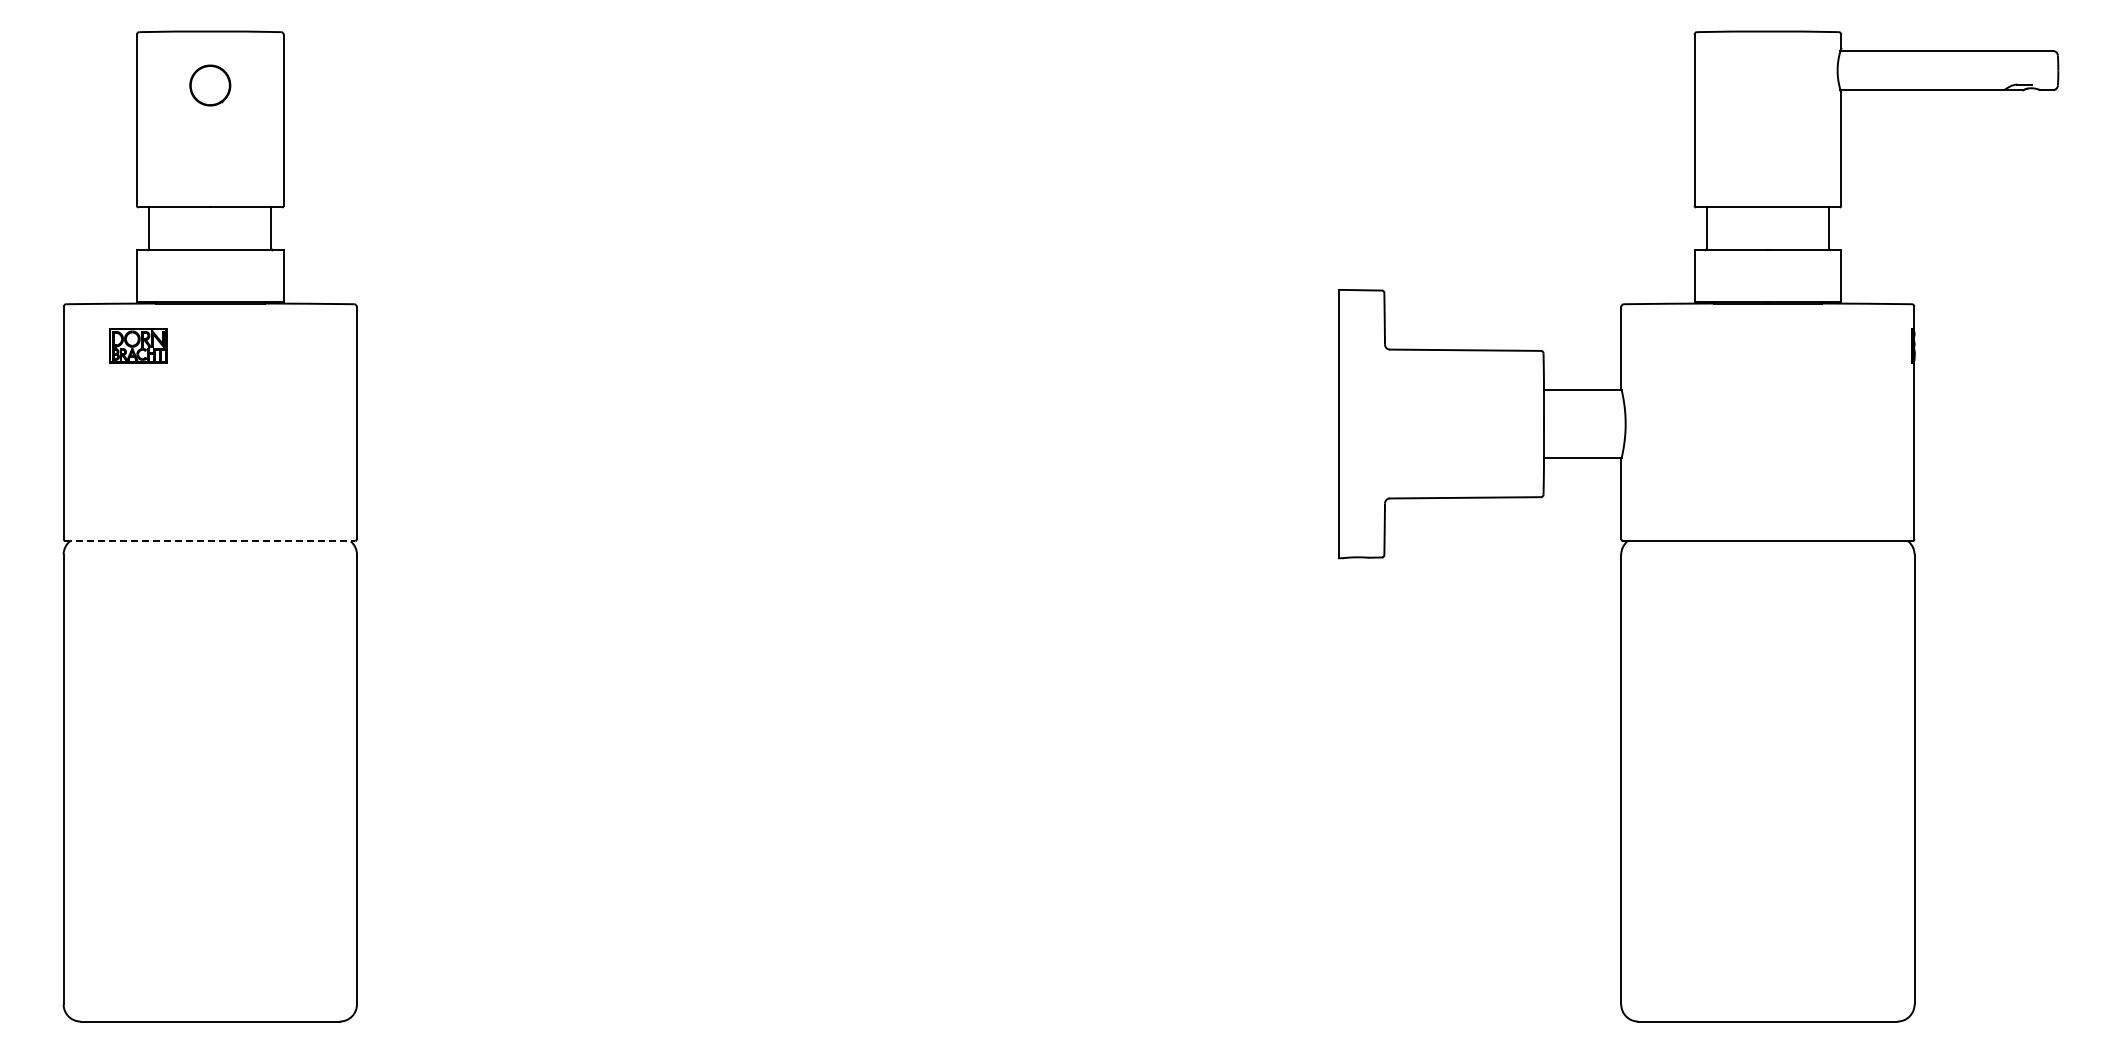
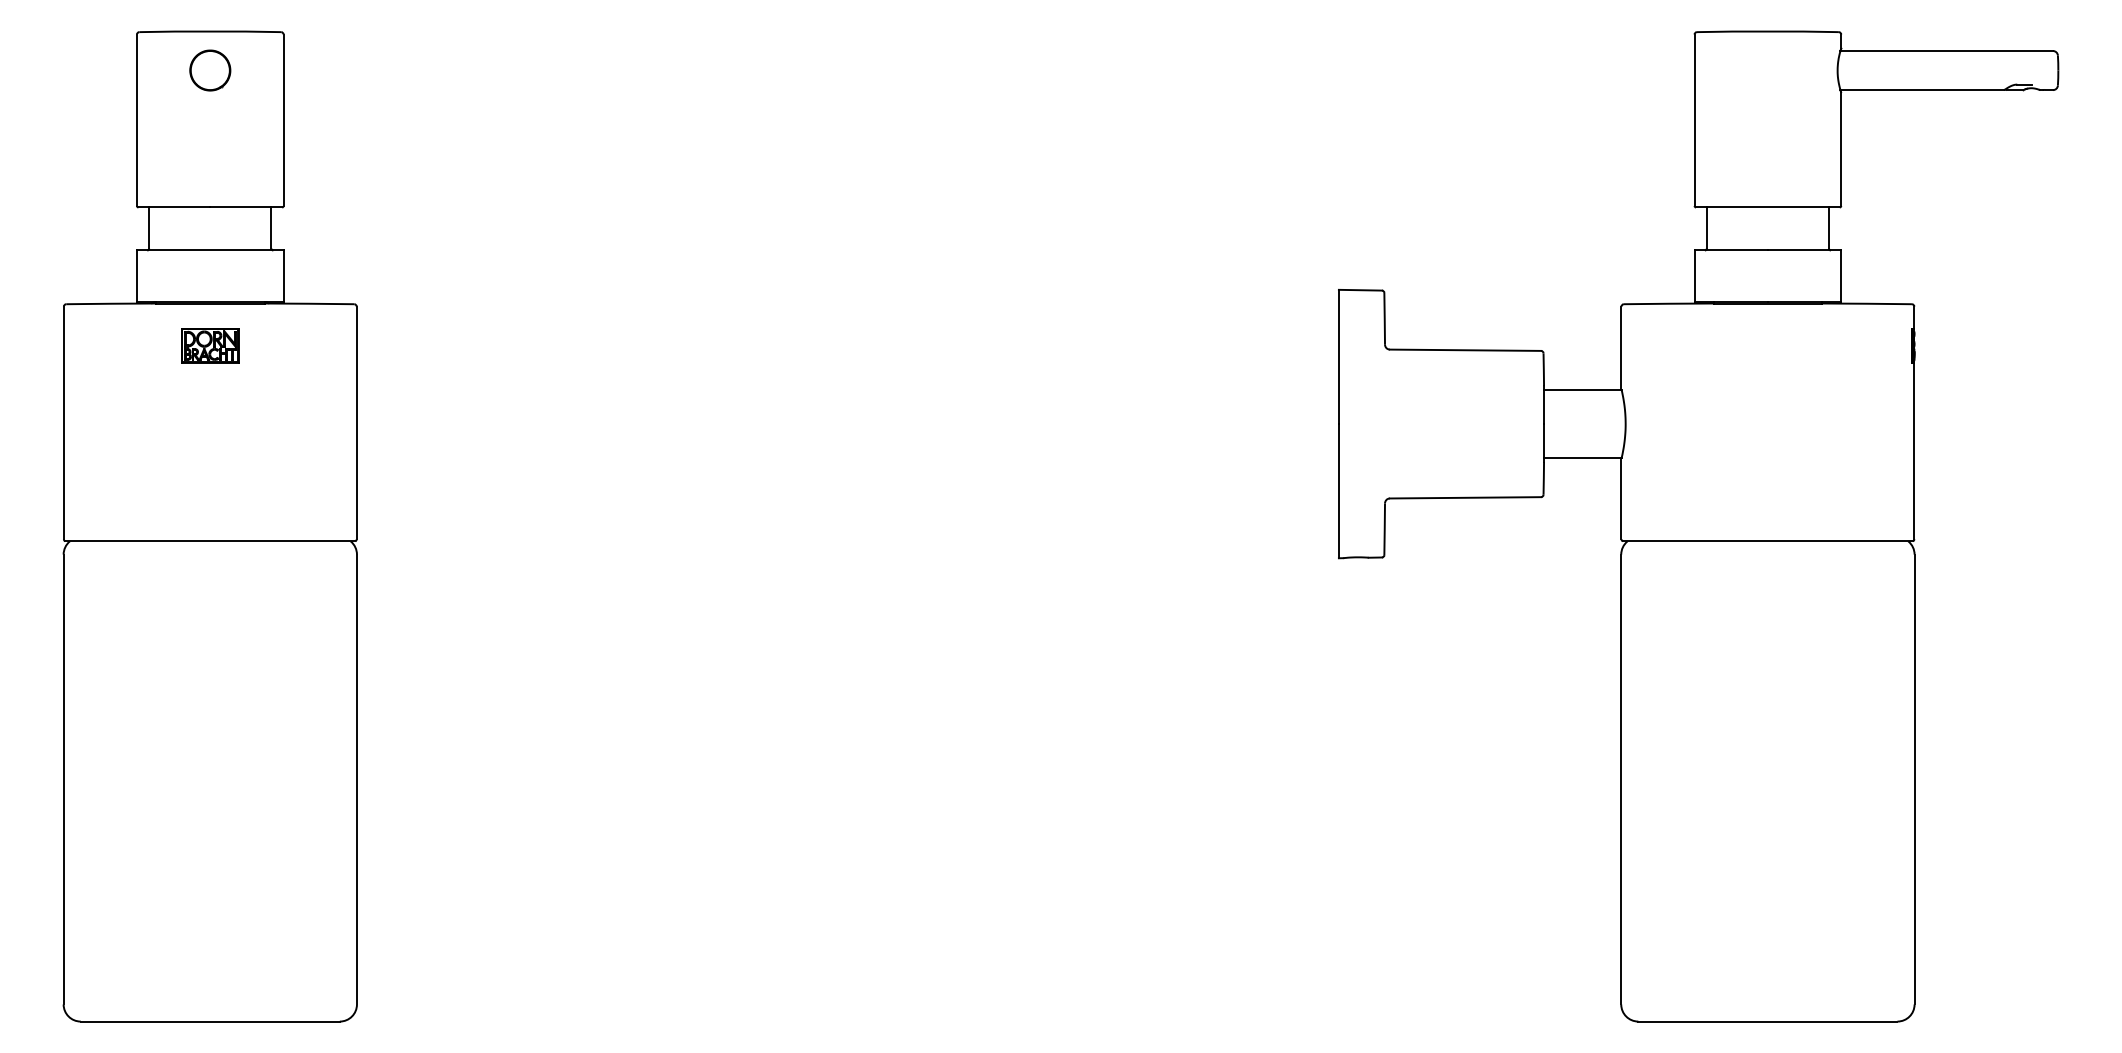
part position: (210, 85) -> (210, 70) (210, 70)
part position: (138, 345) -> (210, 345) (210, 345)
line: dashed -> solid (210, 541)
